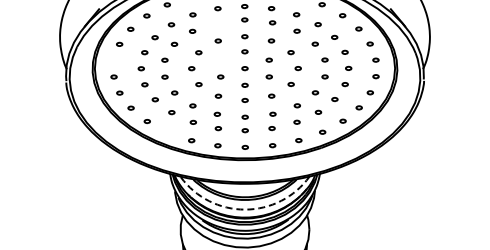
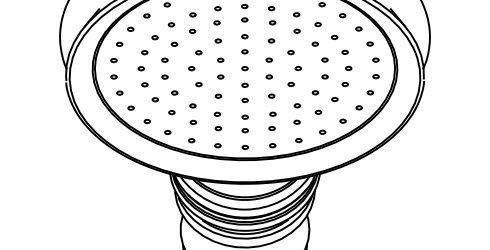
part: none -> present (216, 22)
part: none -> present (220, 59)
part: none -> present (113, 60)
part: none -> present (167, 132)
arc: dashed -> solid (245, 209)
